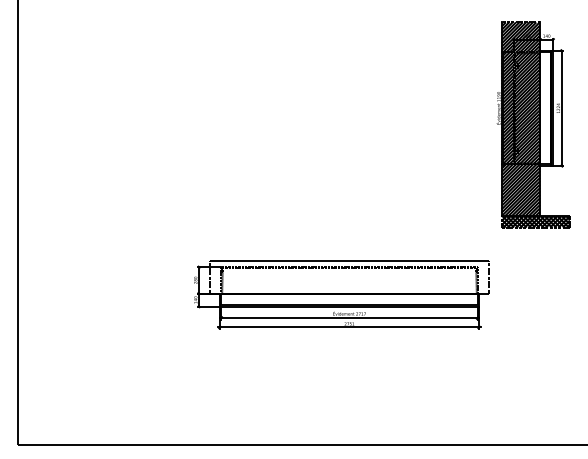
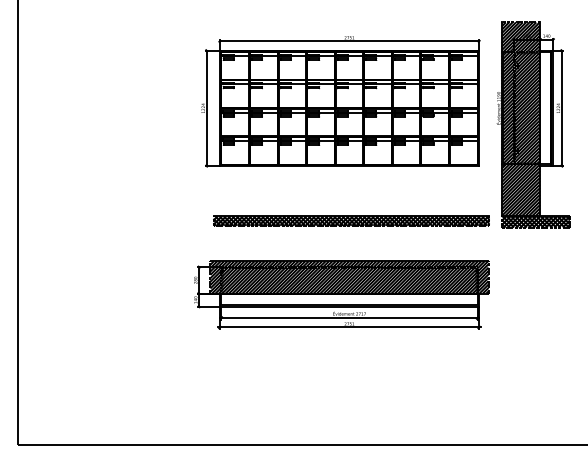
part: none -> present (340, 101)
part: none -> present (351, 220)
hatch: none -> present (349, 277)
